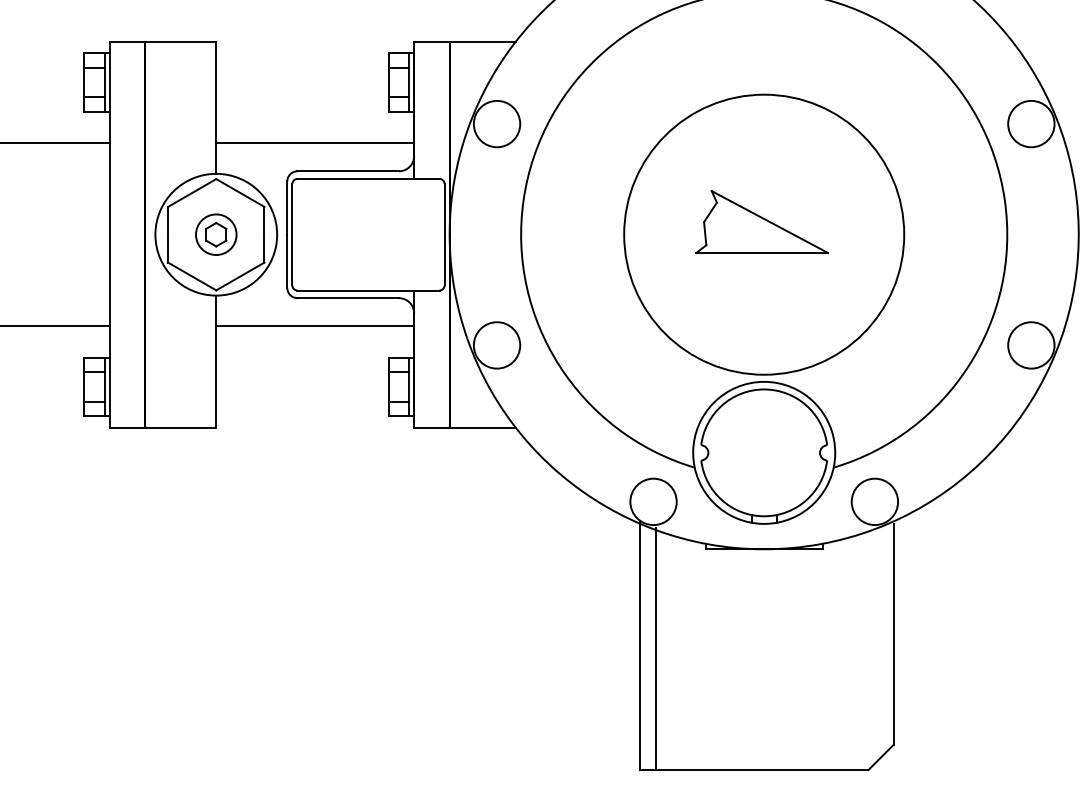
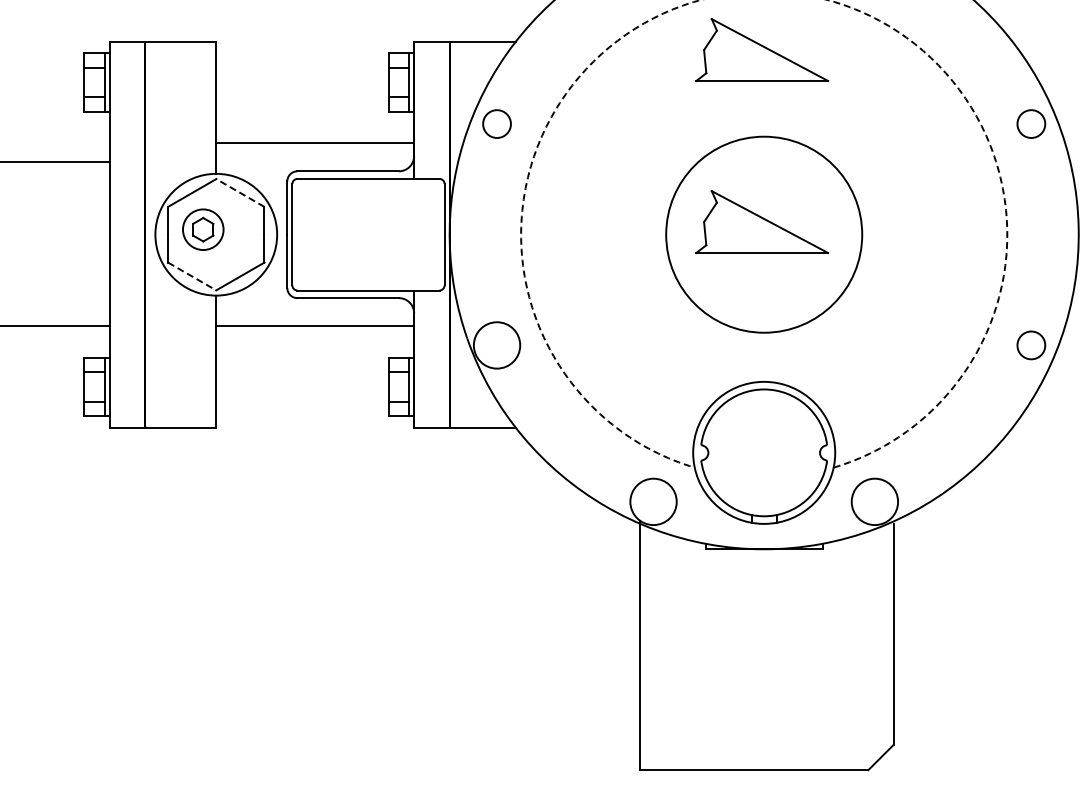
arc: solid -> dashed (700, 0)
part: none -> present (762, 50)
circle diameter: 46 px -> 28 px (496, 123)
circle diameter: 46 px -> 28 px (1031, 123)
line position: (55, 143) -> (55, 162) (55, 162)
line: solid -> dashed (240, 193)
part position: (216, 234) -> (203, 229) (203, 229)
circle diameter: 280 px -> 196 px (764, 234)
line: solid -> dashed (192, 276)
circle diameter: 46 px -> 28 px (1031, 345)
line: present -> none (656, 648)
